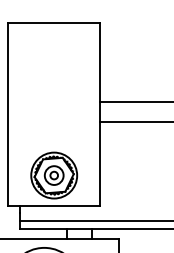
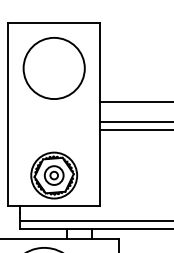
circle: none -> present (53, 68)
line: none -> present (135, 130)
